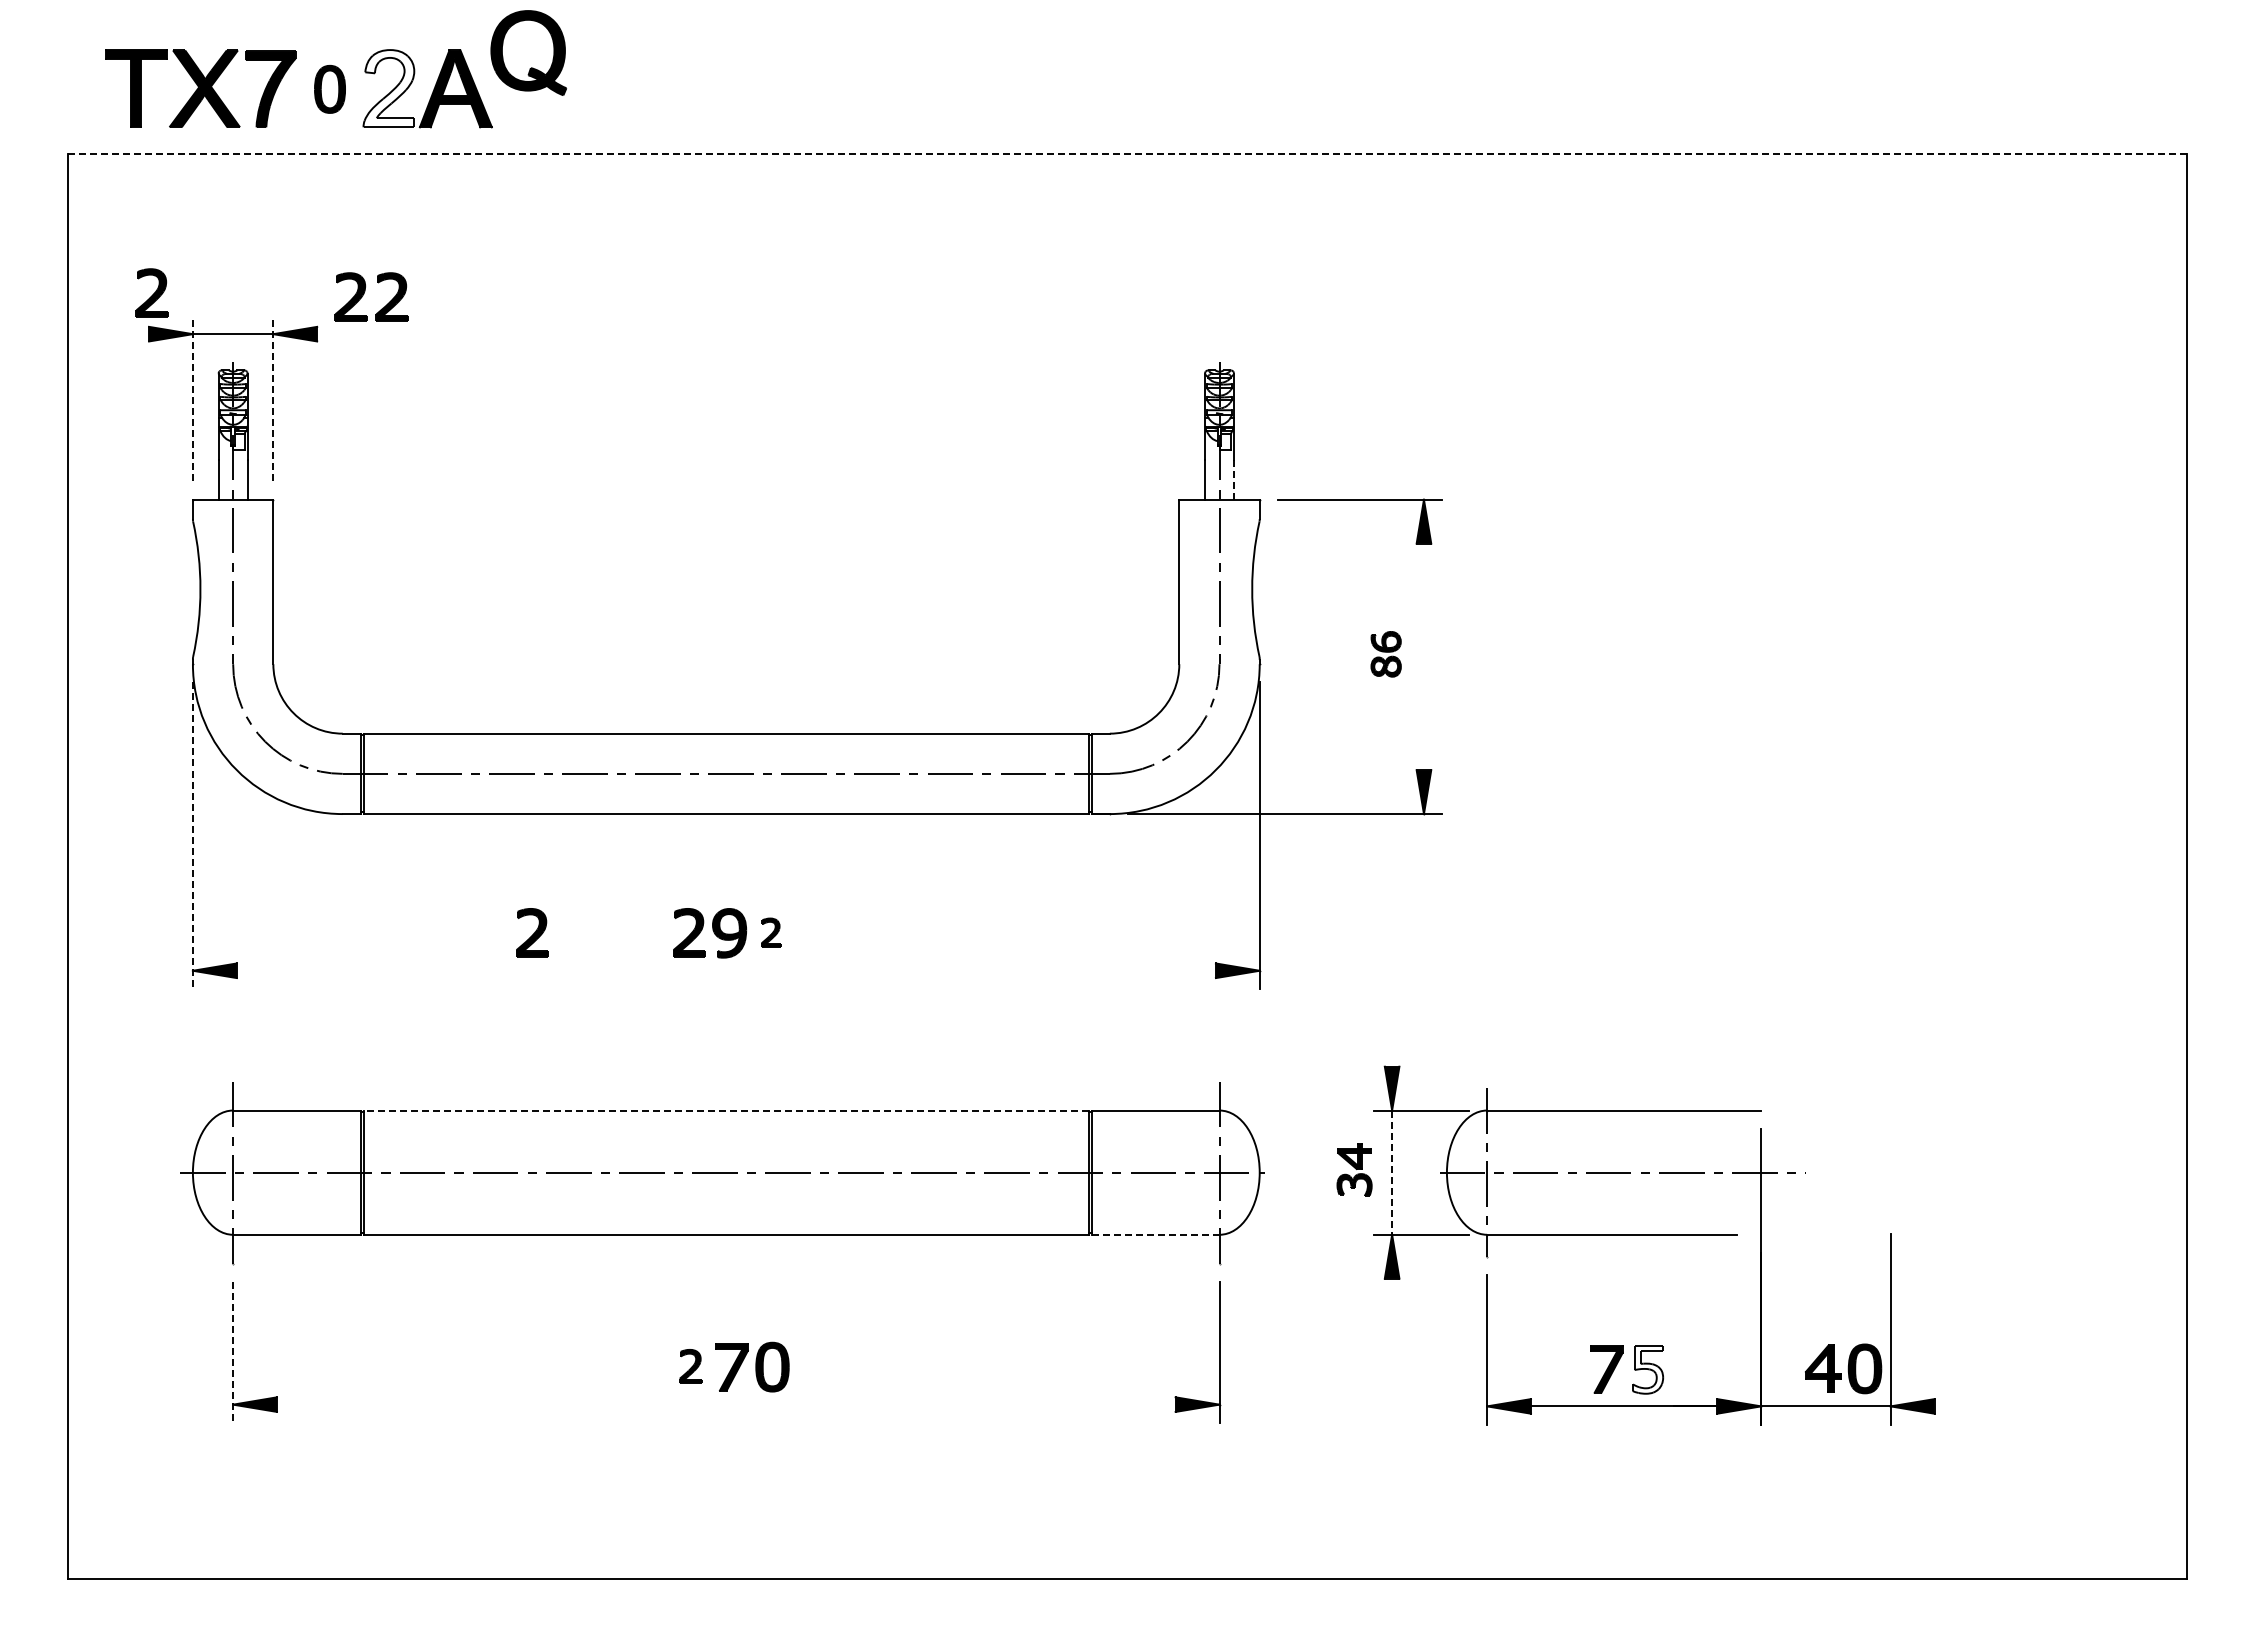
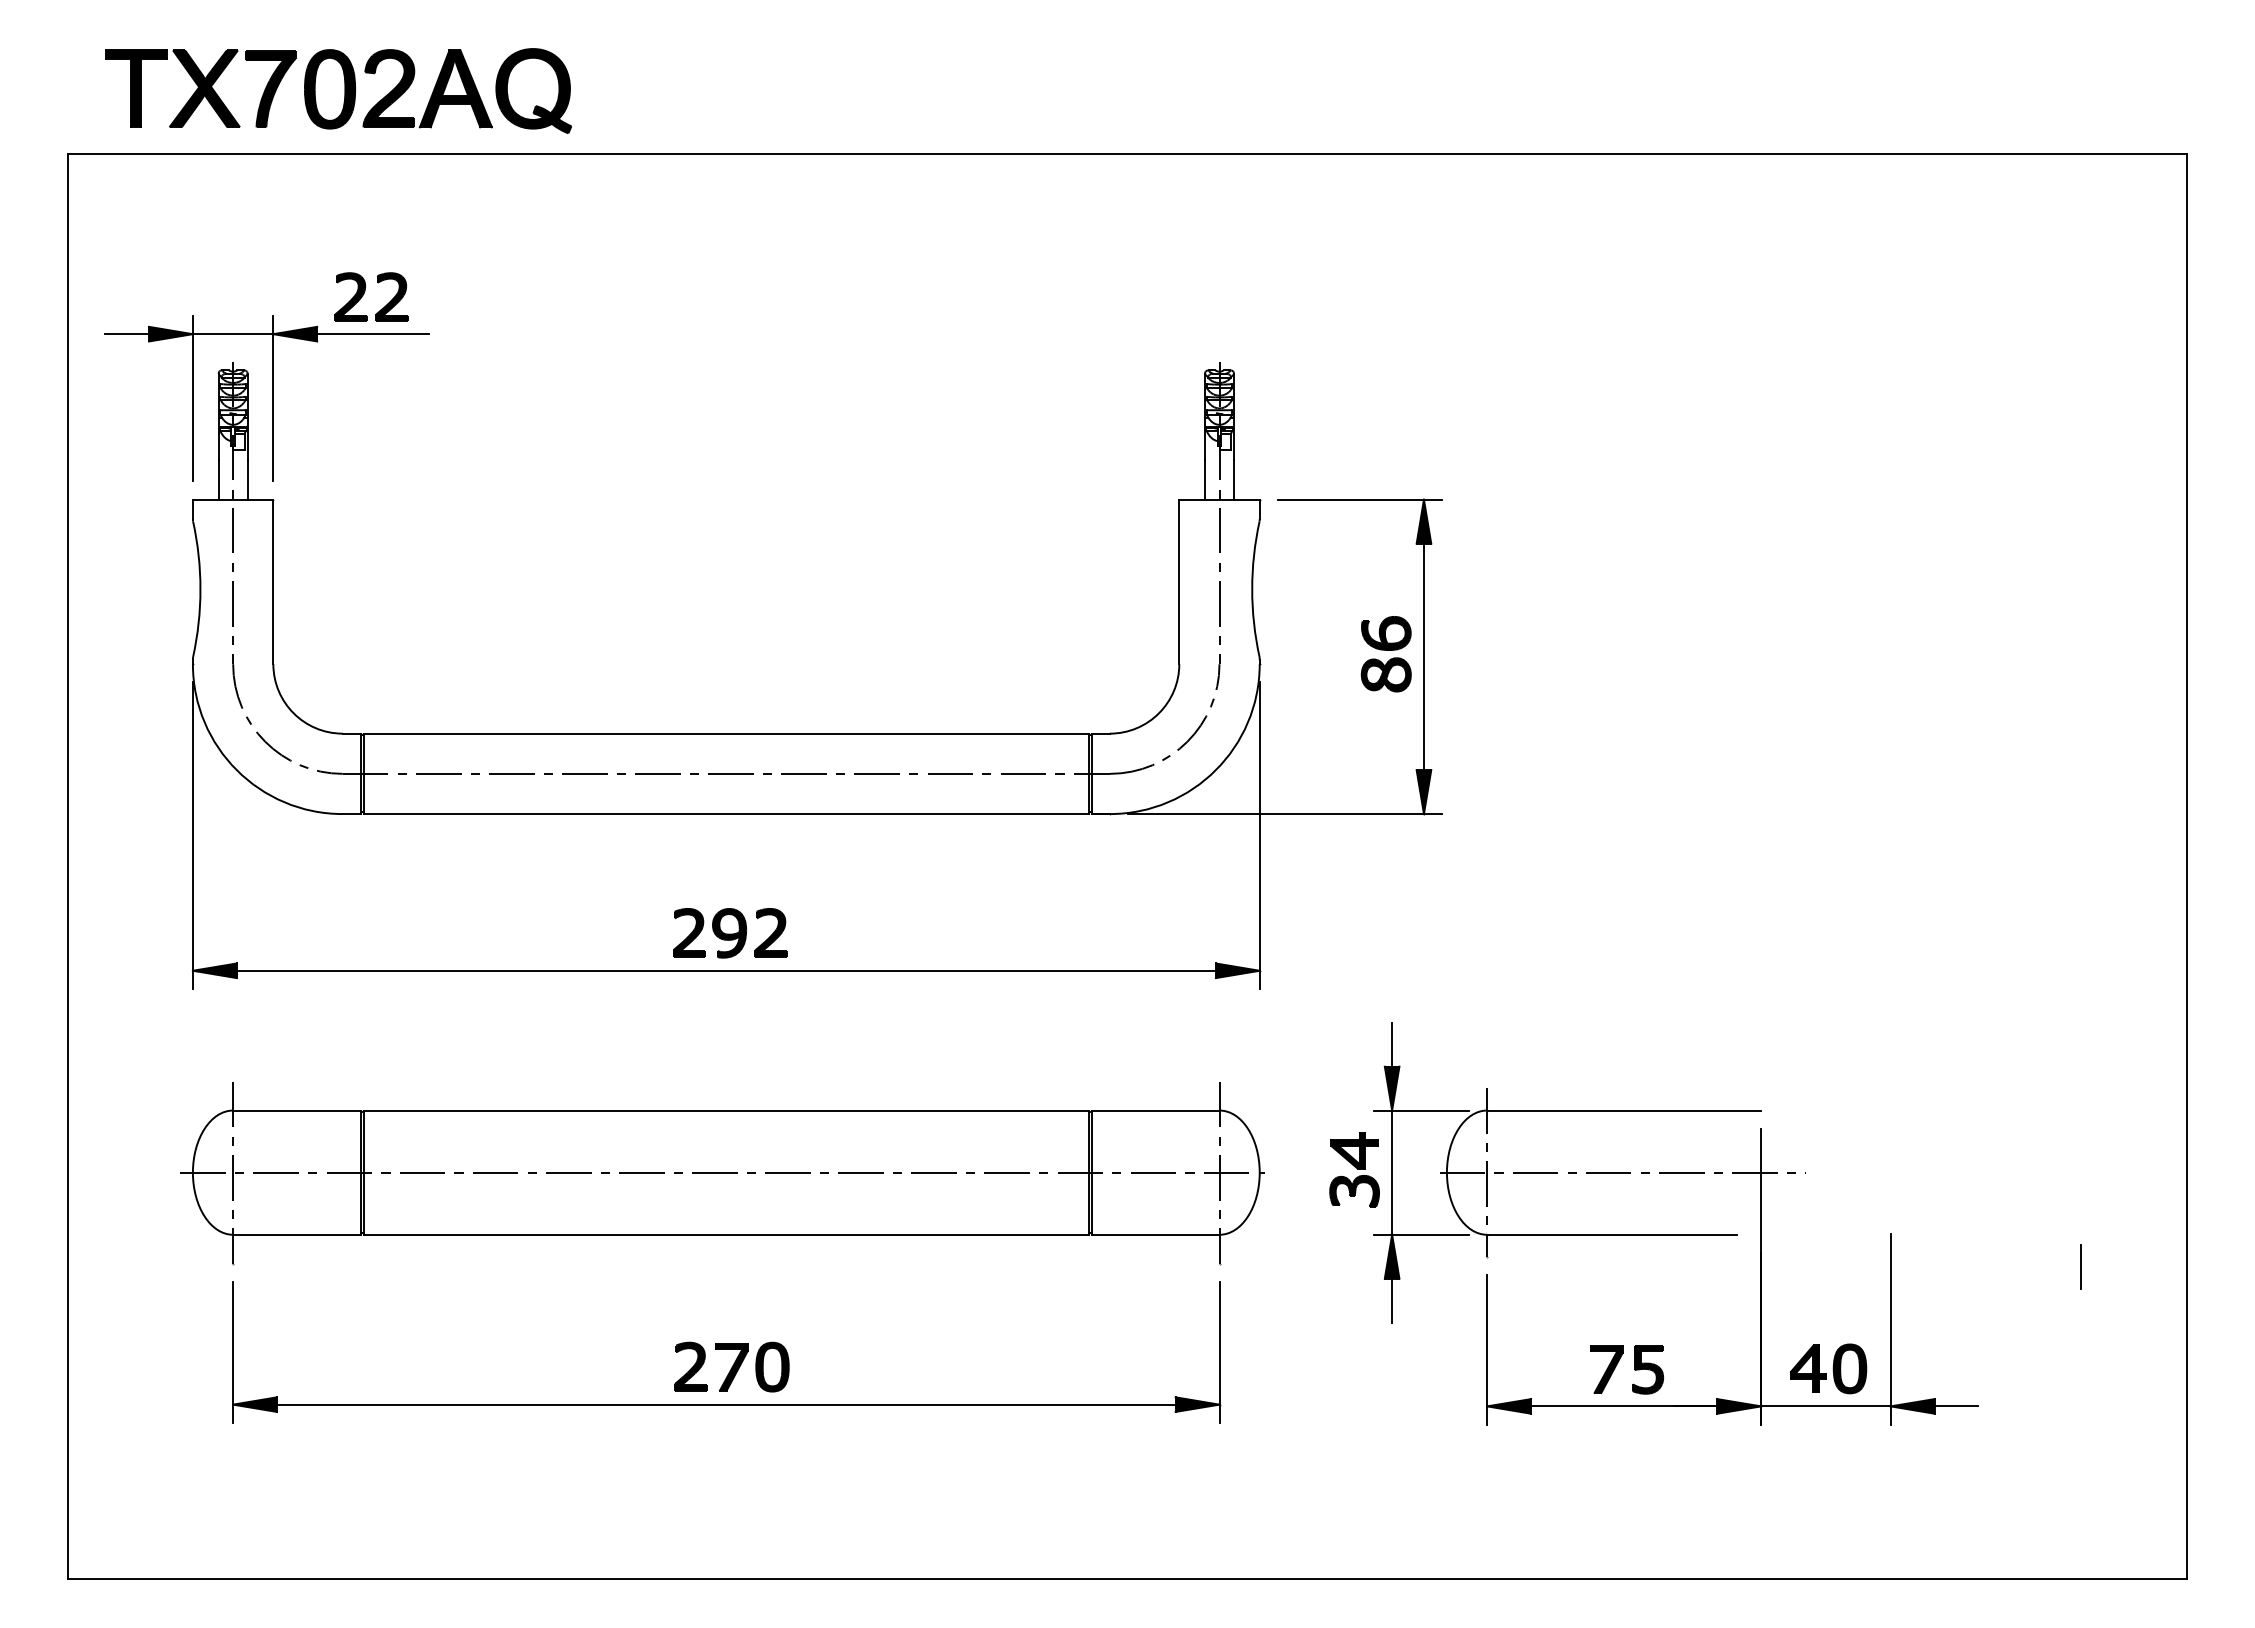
part position: (528, 52) -> (533, 90) (533, 90)
fill: none -> present (388, 88)
part size: 32x49 px -> 52x81 px (329, 89)
line: dashed -> solid (1127, 153)
part: present -> none (151, 292)
line: none -> present (127, 334)
line: none -> present (372, 334)
line: dashed -> solid (192, 398)
line: dashed -> solid (273, 398)
line: dashed -> solid (1234, 479)
part size: 32x47 px -> 52x77 px (1385, 654)
line: none -> present (1423, 656)
line: dashed -> solid (192, 836)
part: present -> none (532, 932)
part size: 21x31 px -> 34x50 px (770, 932)
line: none -> present (725, 970)
line: none -> present (1392, 1044)
line: dashed -> solid (726, 1110)
part size: 37x54 px -> 51x76 px (1354, 1169)
line: dashed -> solid (1392, 1173)
line: dashed -> solid (1155, 1234)
line: none -> present (2081, 1267)
line: none -> present (1392, 1300)
line: dashed -> solid (233, 1353)
part size: 24x35 px -> 34x51 px (690, 1366)
part position: (1843, 1368) -> (1828, 1368) (1828, 1368)
fill: none -> present (1647, 1369)
line: none -> present (725, 1404)
line: none -> present (1956, 1406)
